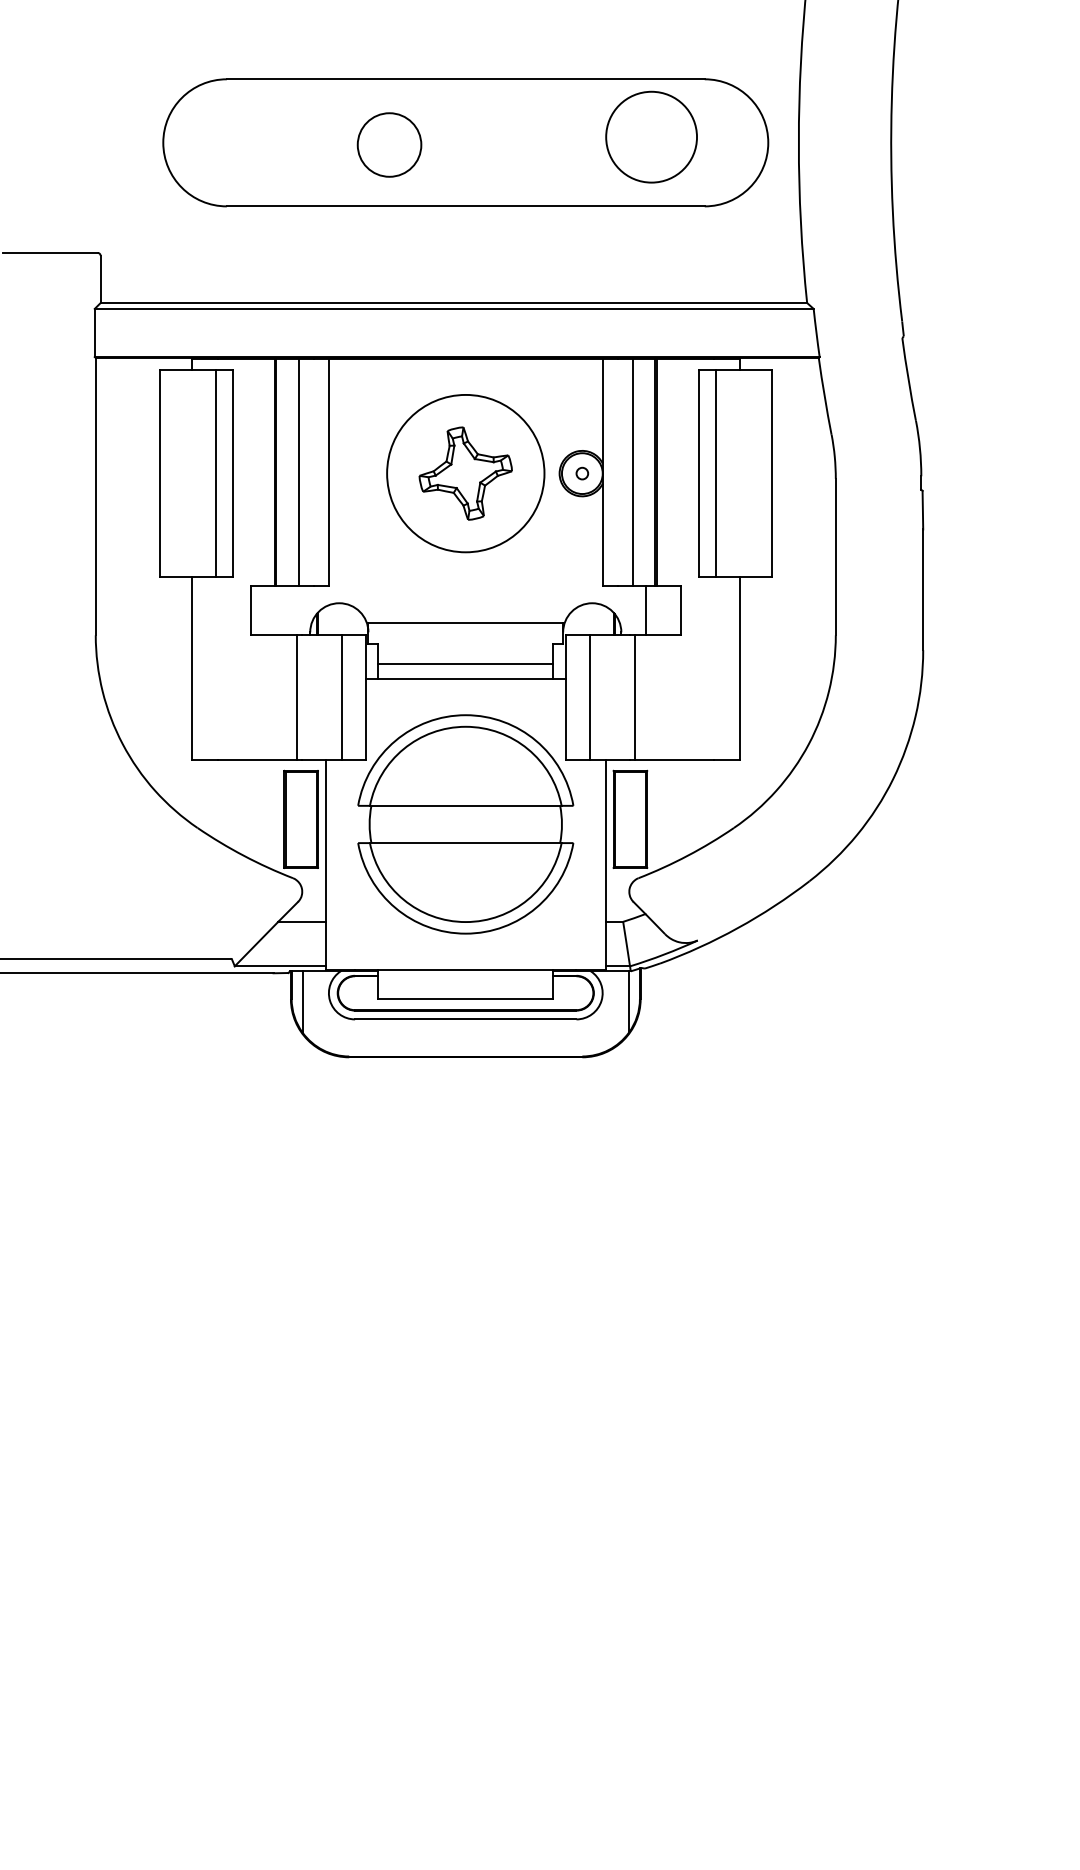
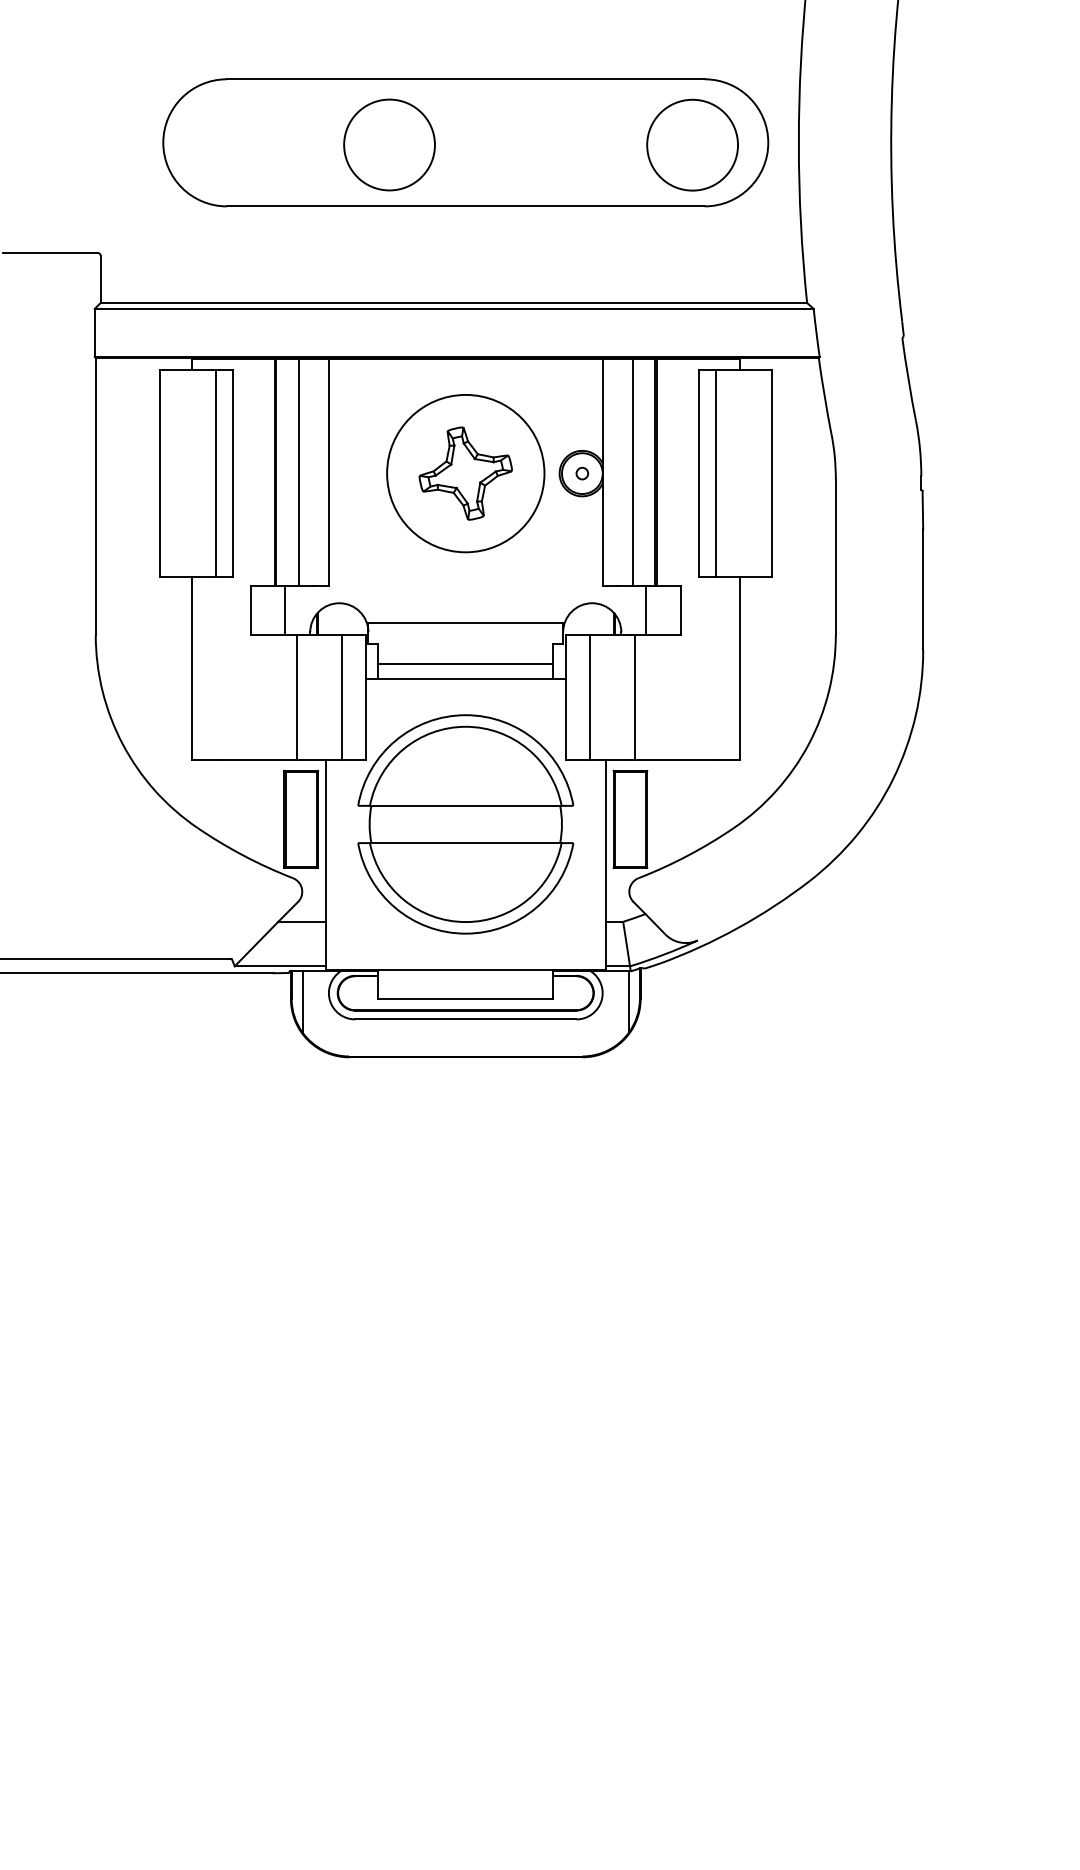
circle position: (651, 136) -> (692, 144) (692, 144)
circle diameter: 64 px -> 91 px (389, 144)
line: none -> present (285, 610)
